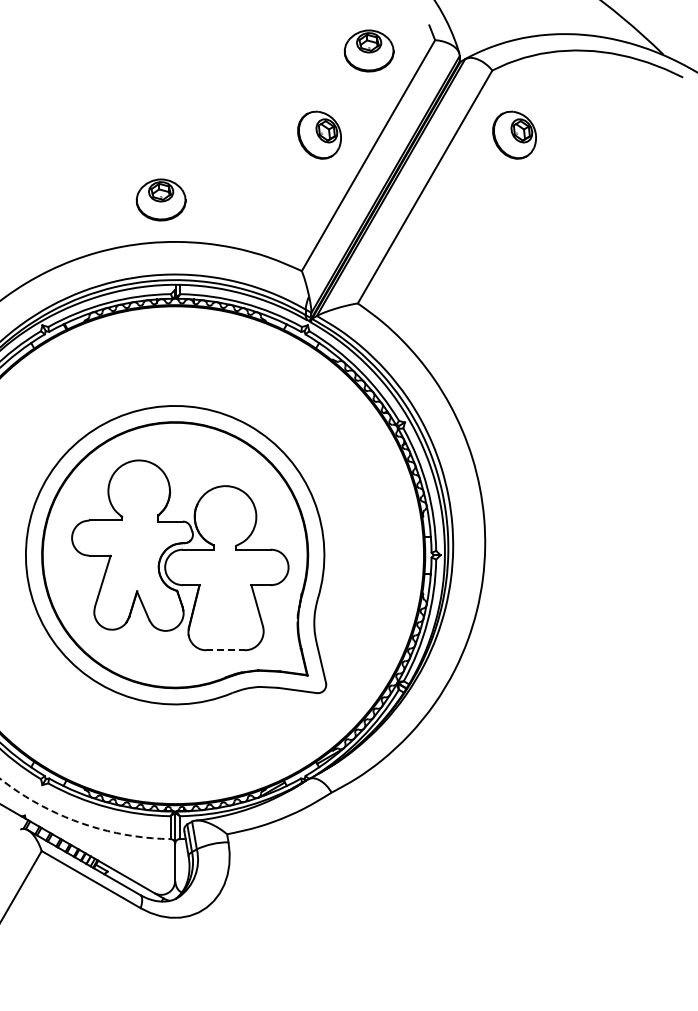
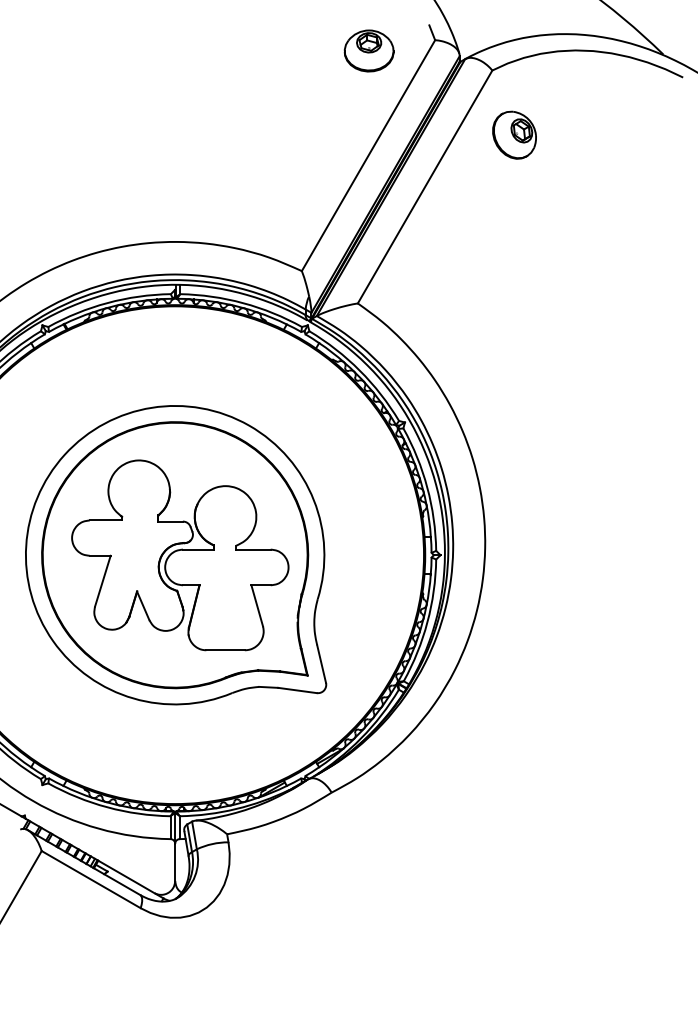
part: present -> none (319, 134)
part: present -> none (160, 199)
line: dashed -> solid (226, 650)
arc: dashed -> solid (82, 823)
